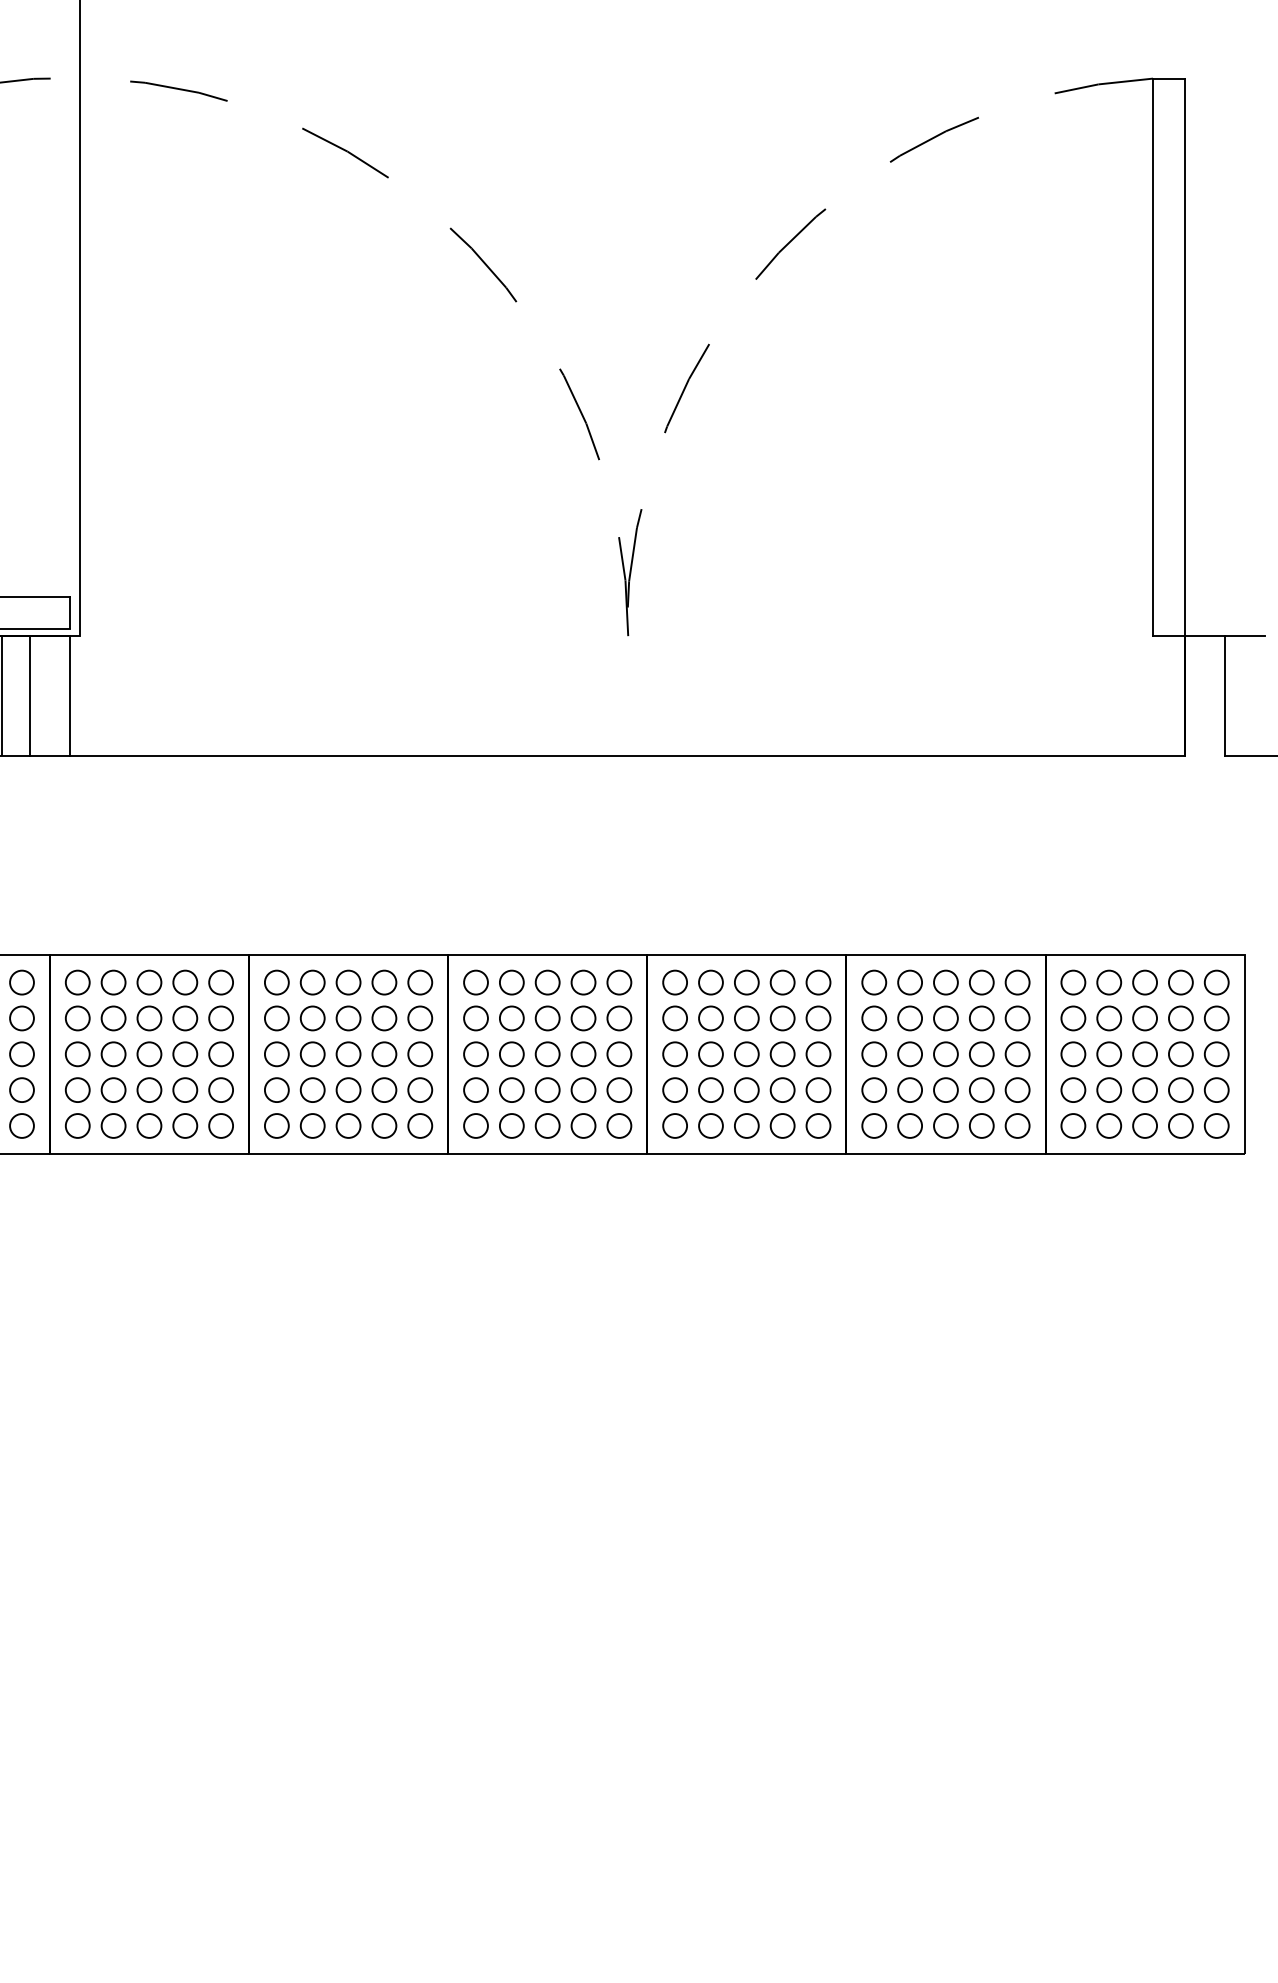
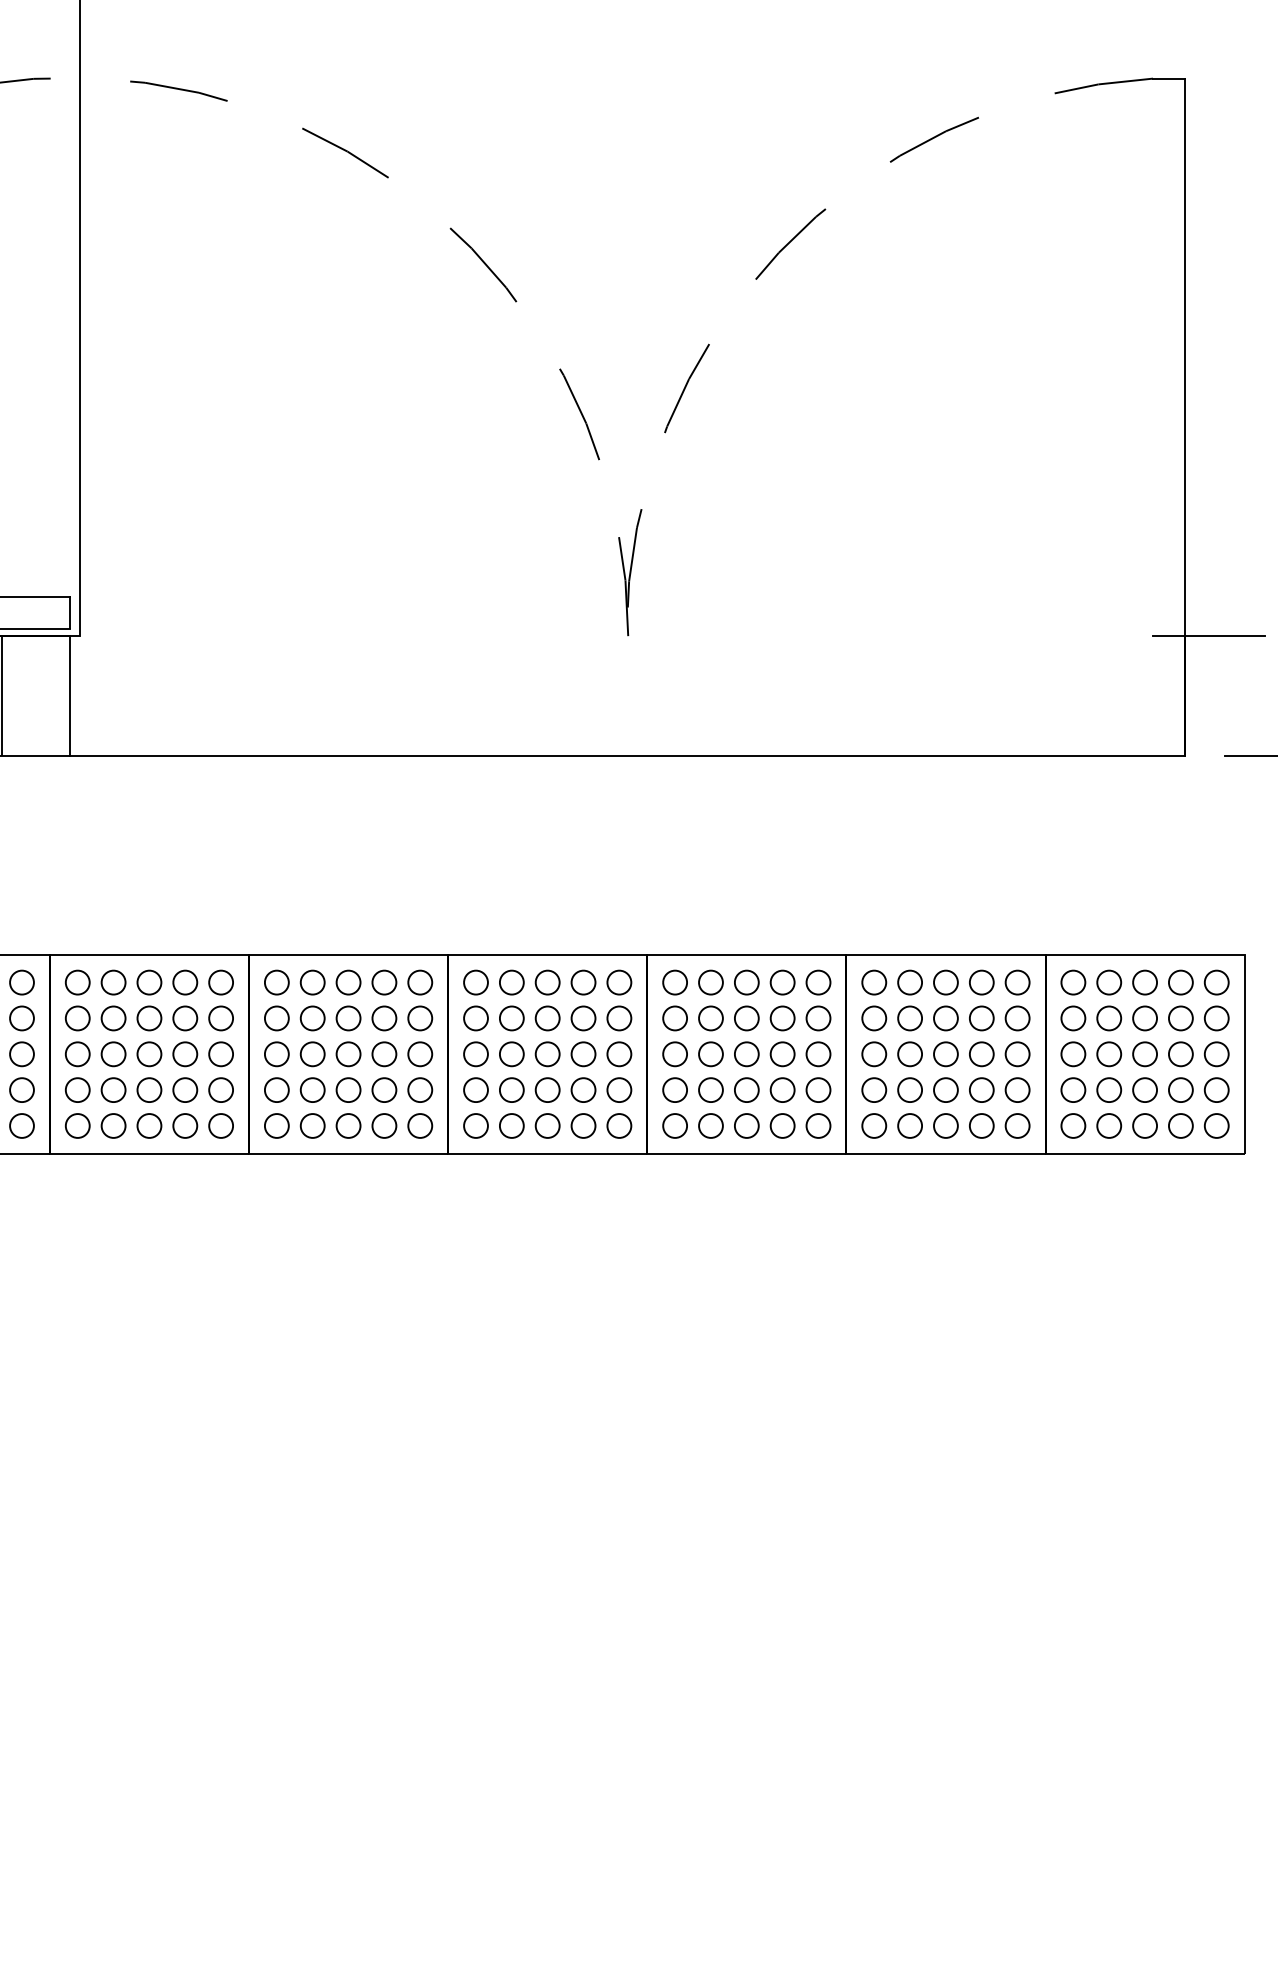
line: present -> none (1153, 357)
line: present -> none (29, 695)
line: present -> none (1224, 695)
